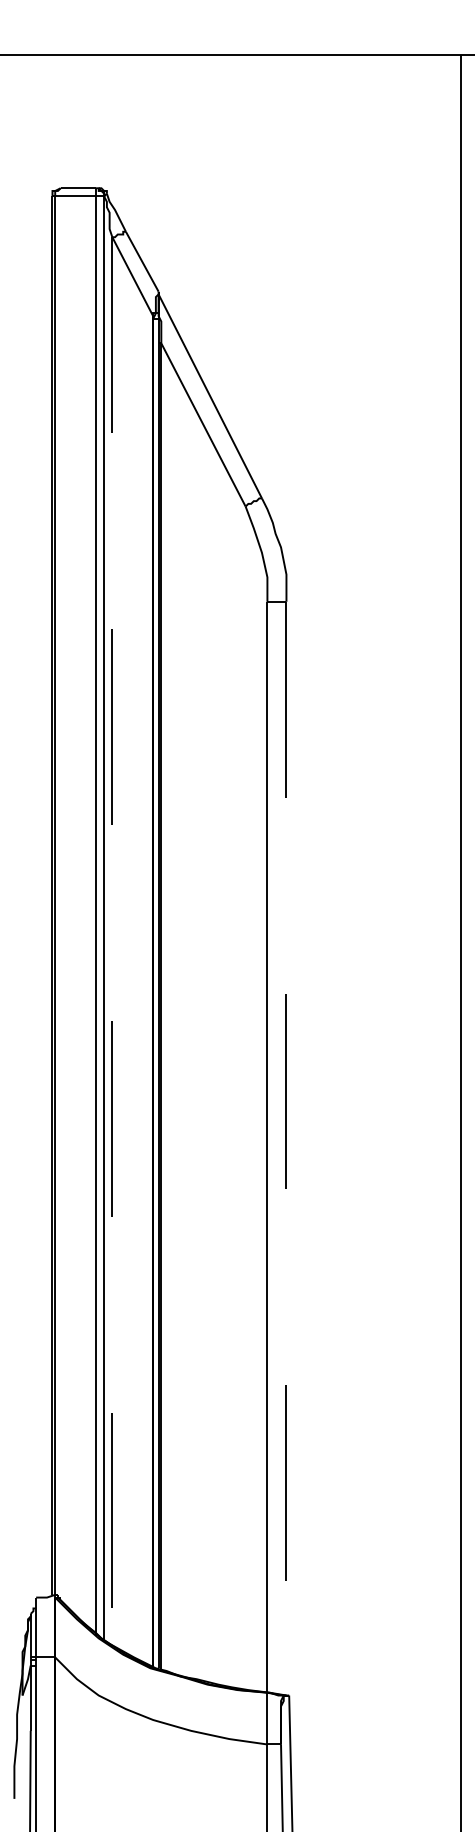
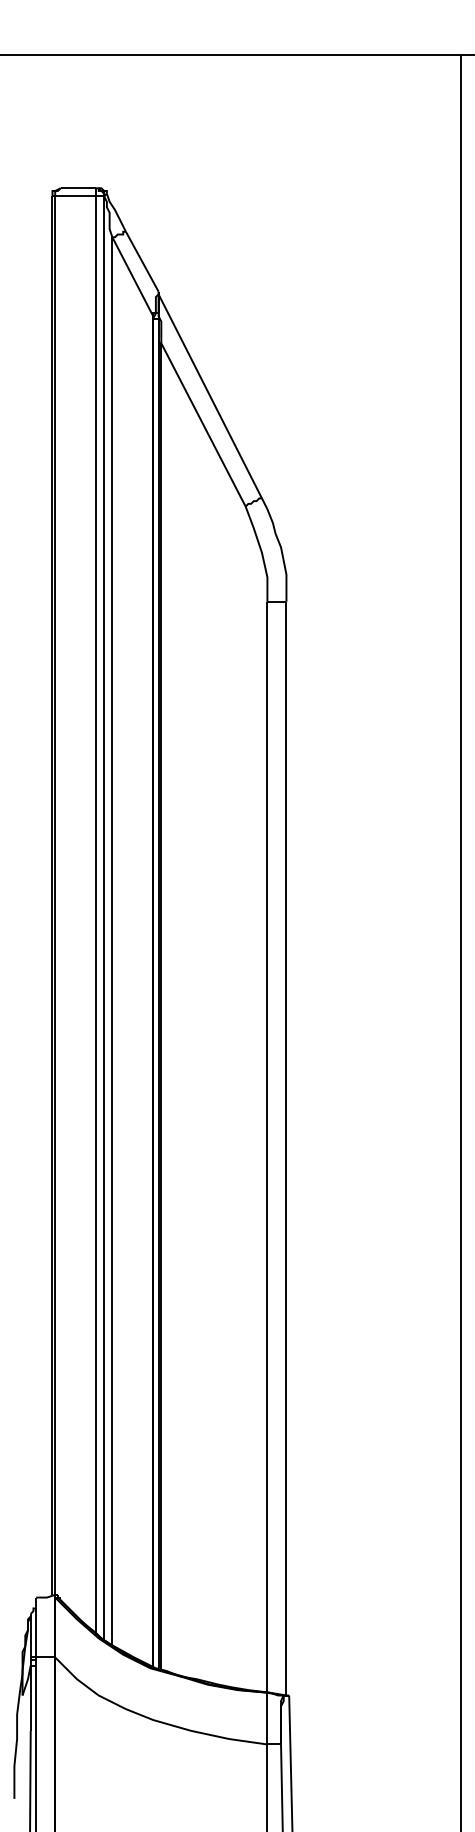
line: dashed -> solid (112, 941)
line: dashed -> solid (286, 1148)
